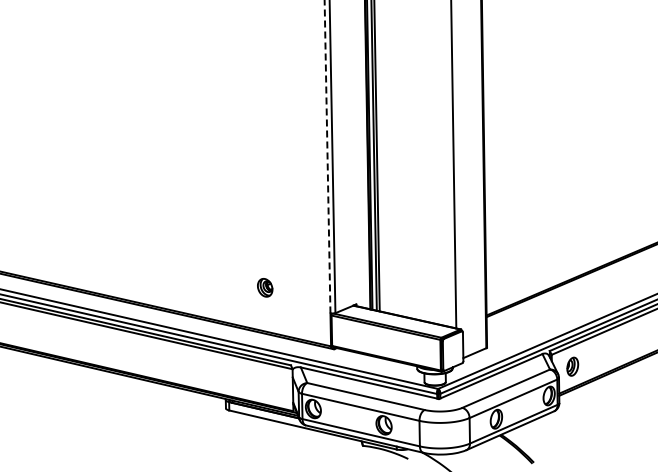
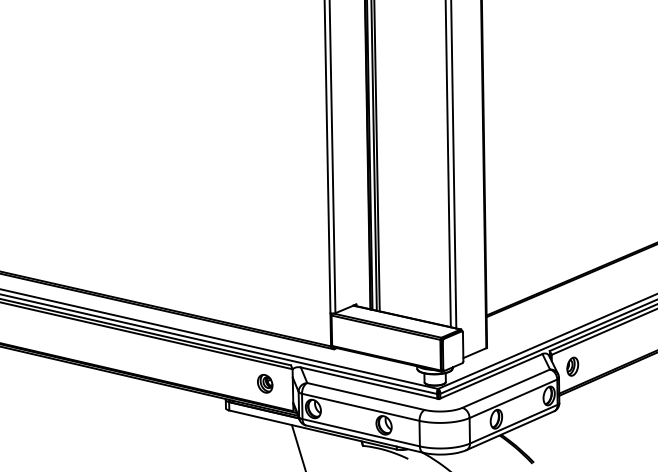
line: dashed -> solid (327, 156)
line: none -> present (447, 164)
part position: (265, 287) -> (265, 383) (265, 383)
line: none -> present (297, 446)
